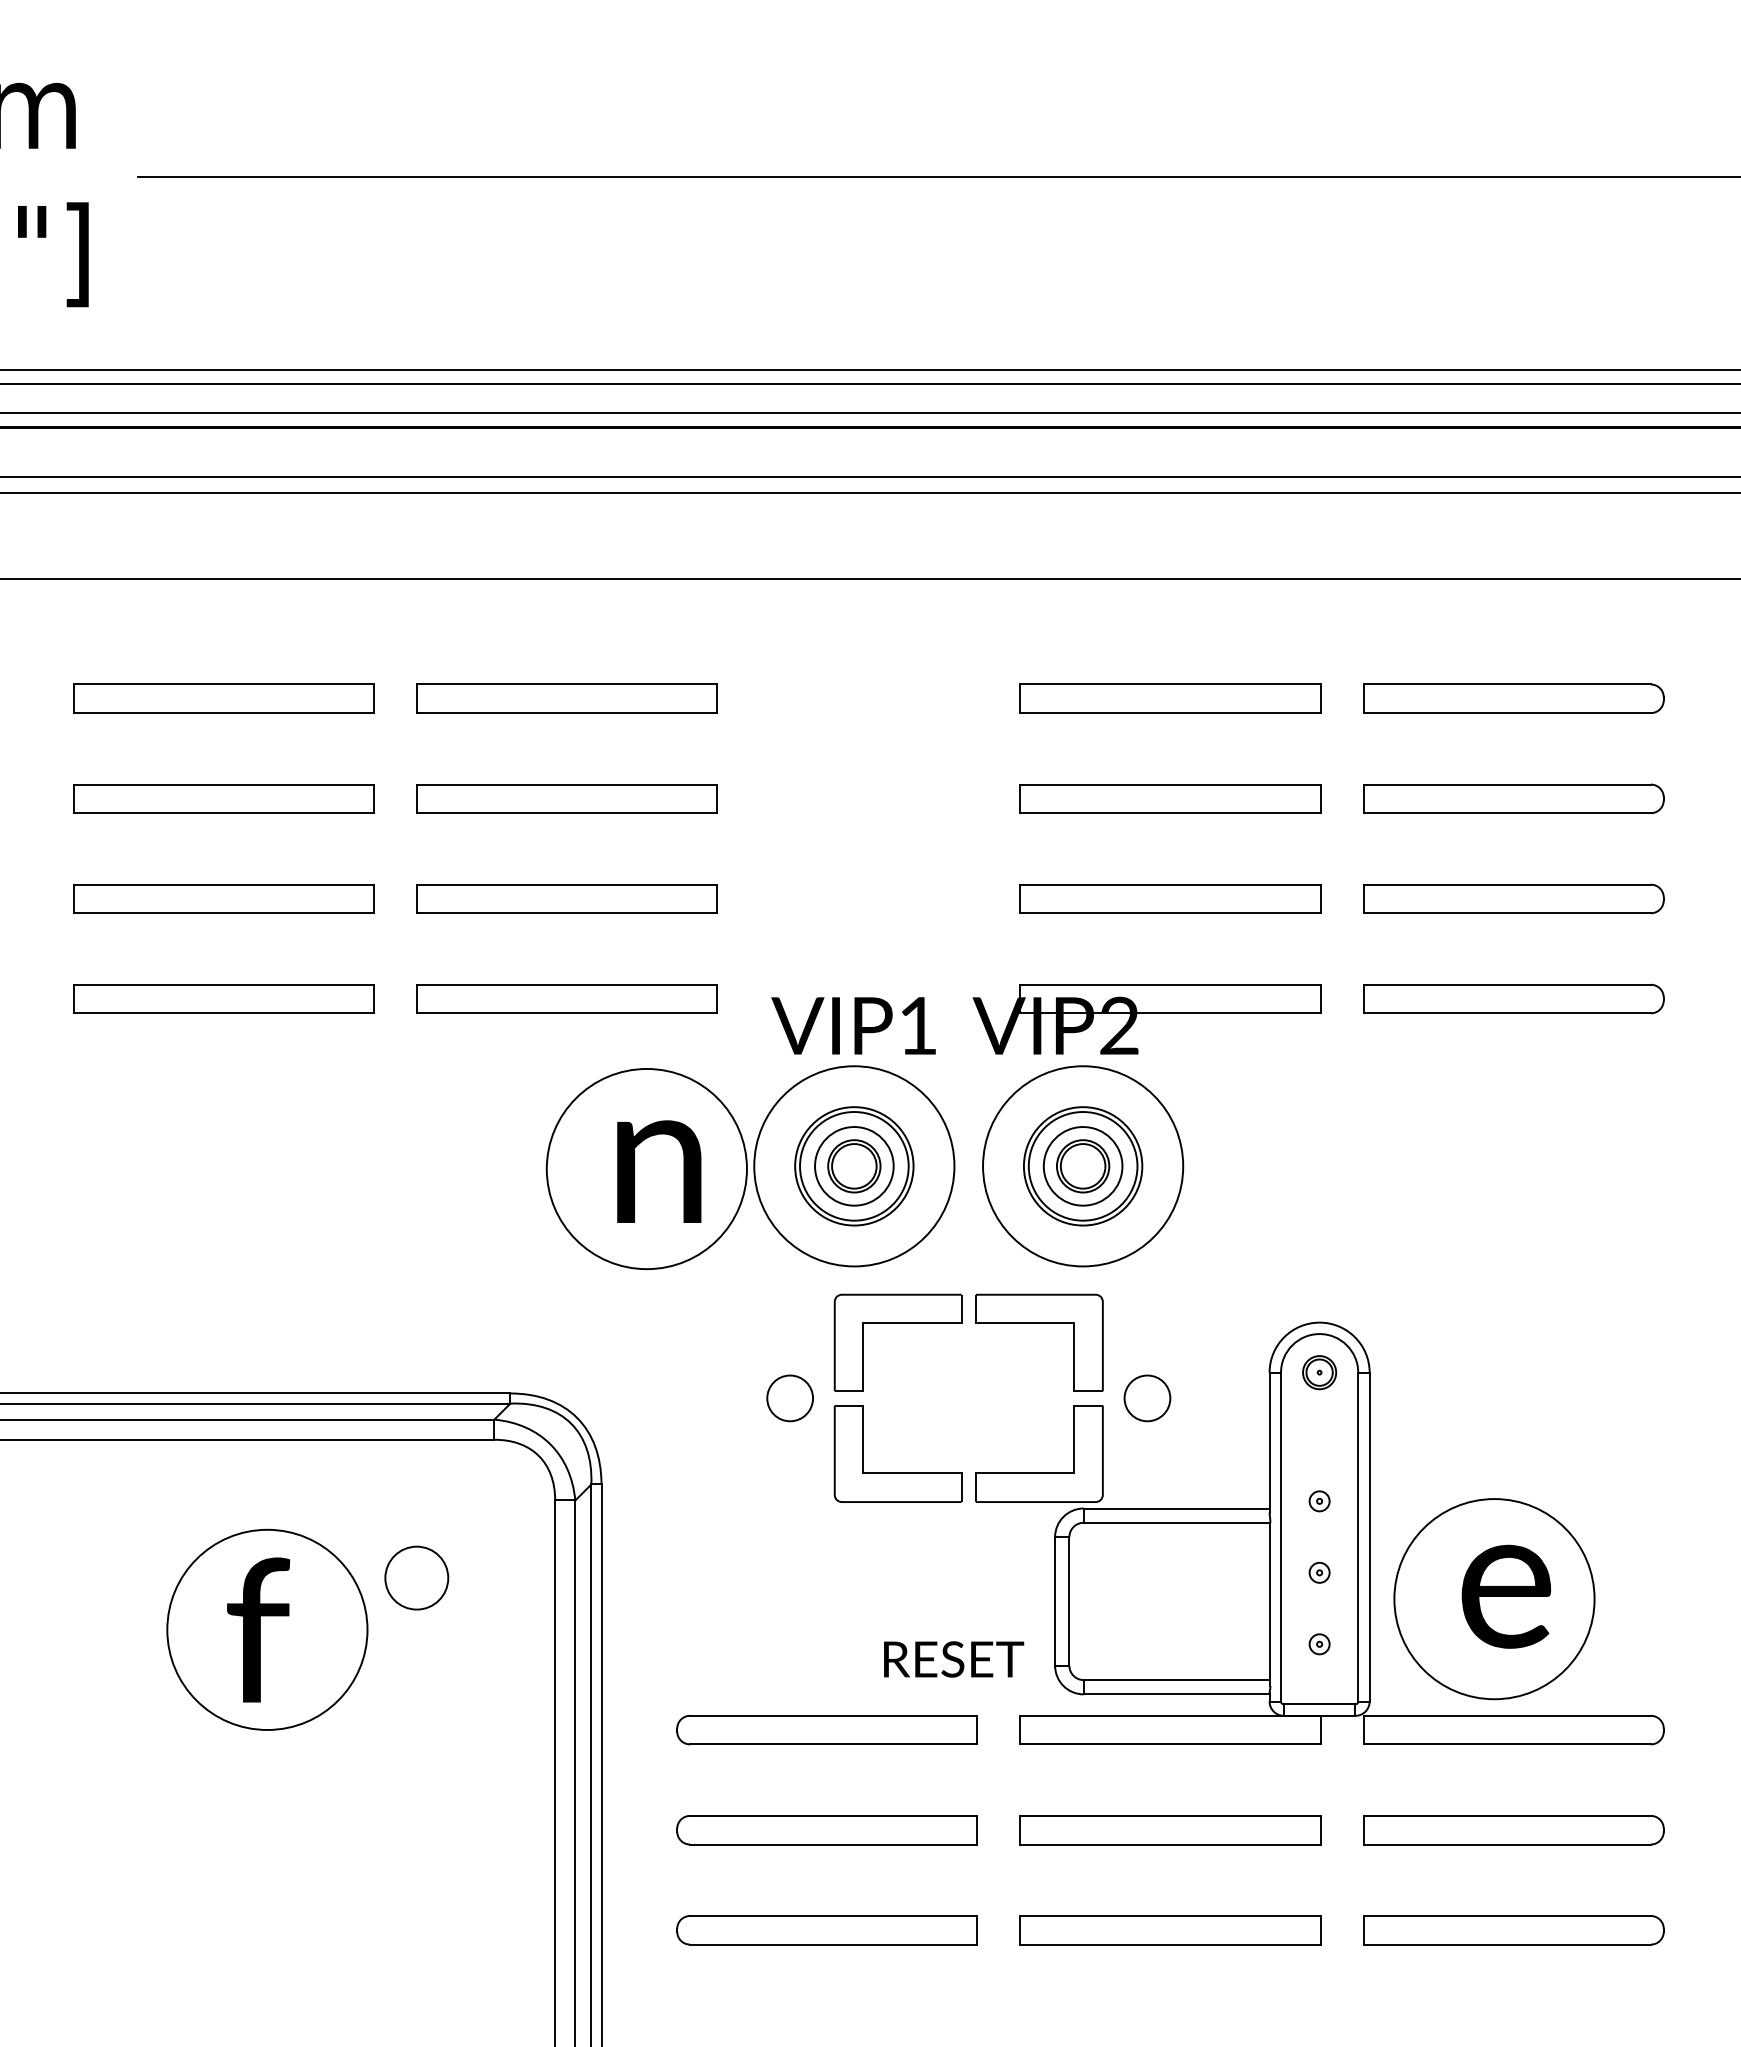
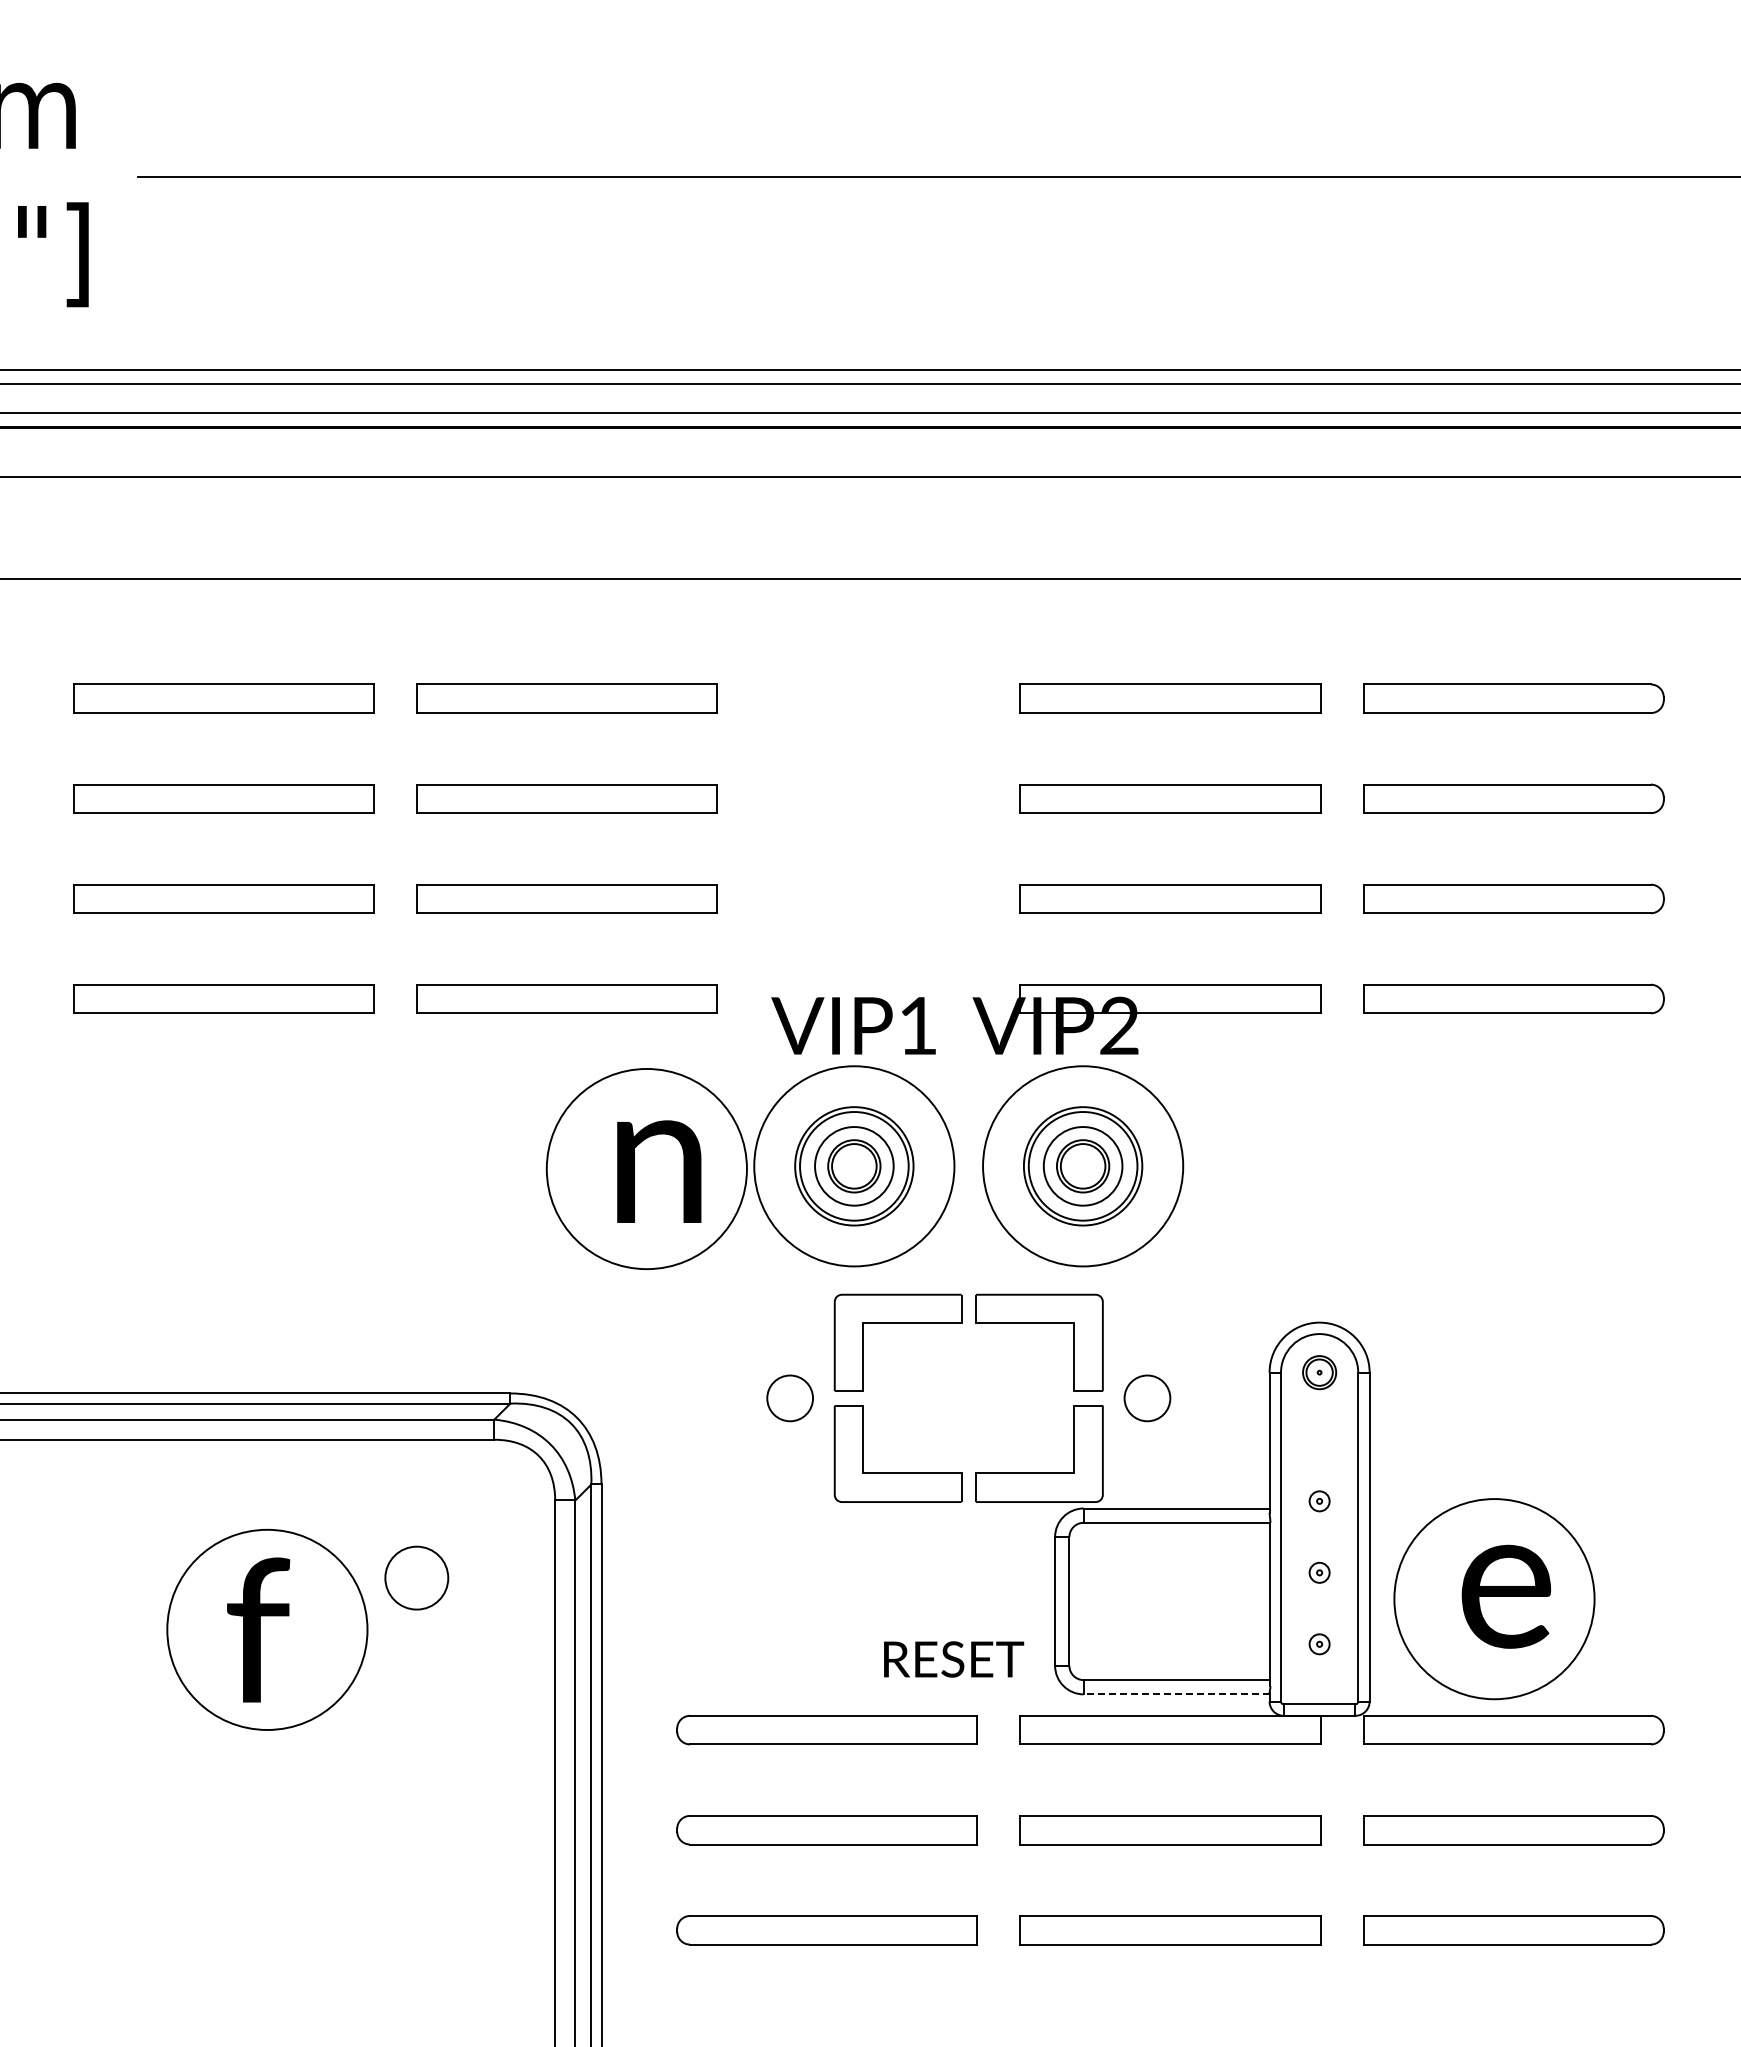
line: present -> none (869, 493)
line: solid -> dashed (1176, 1694)
